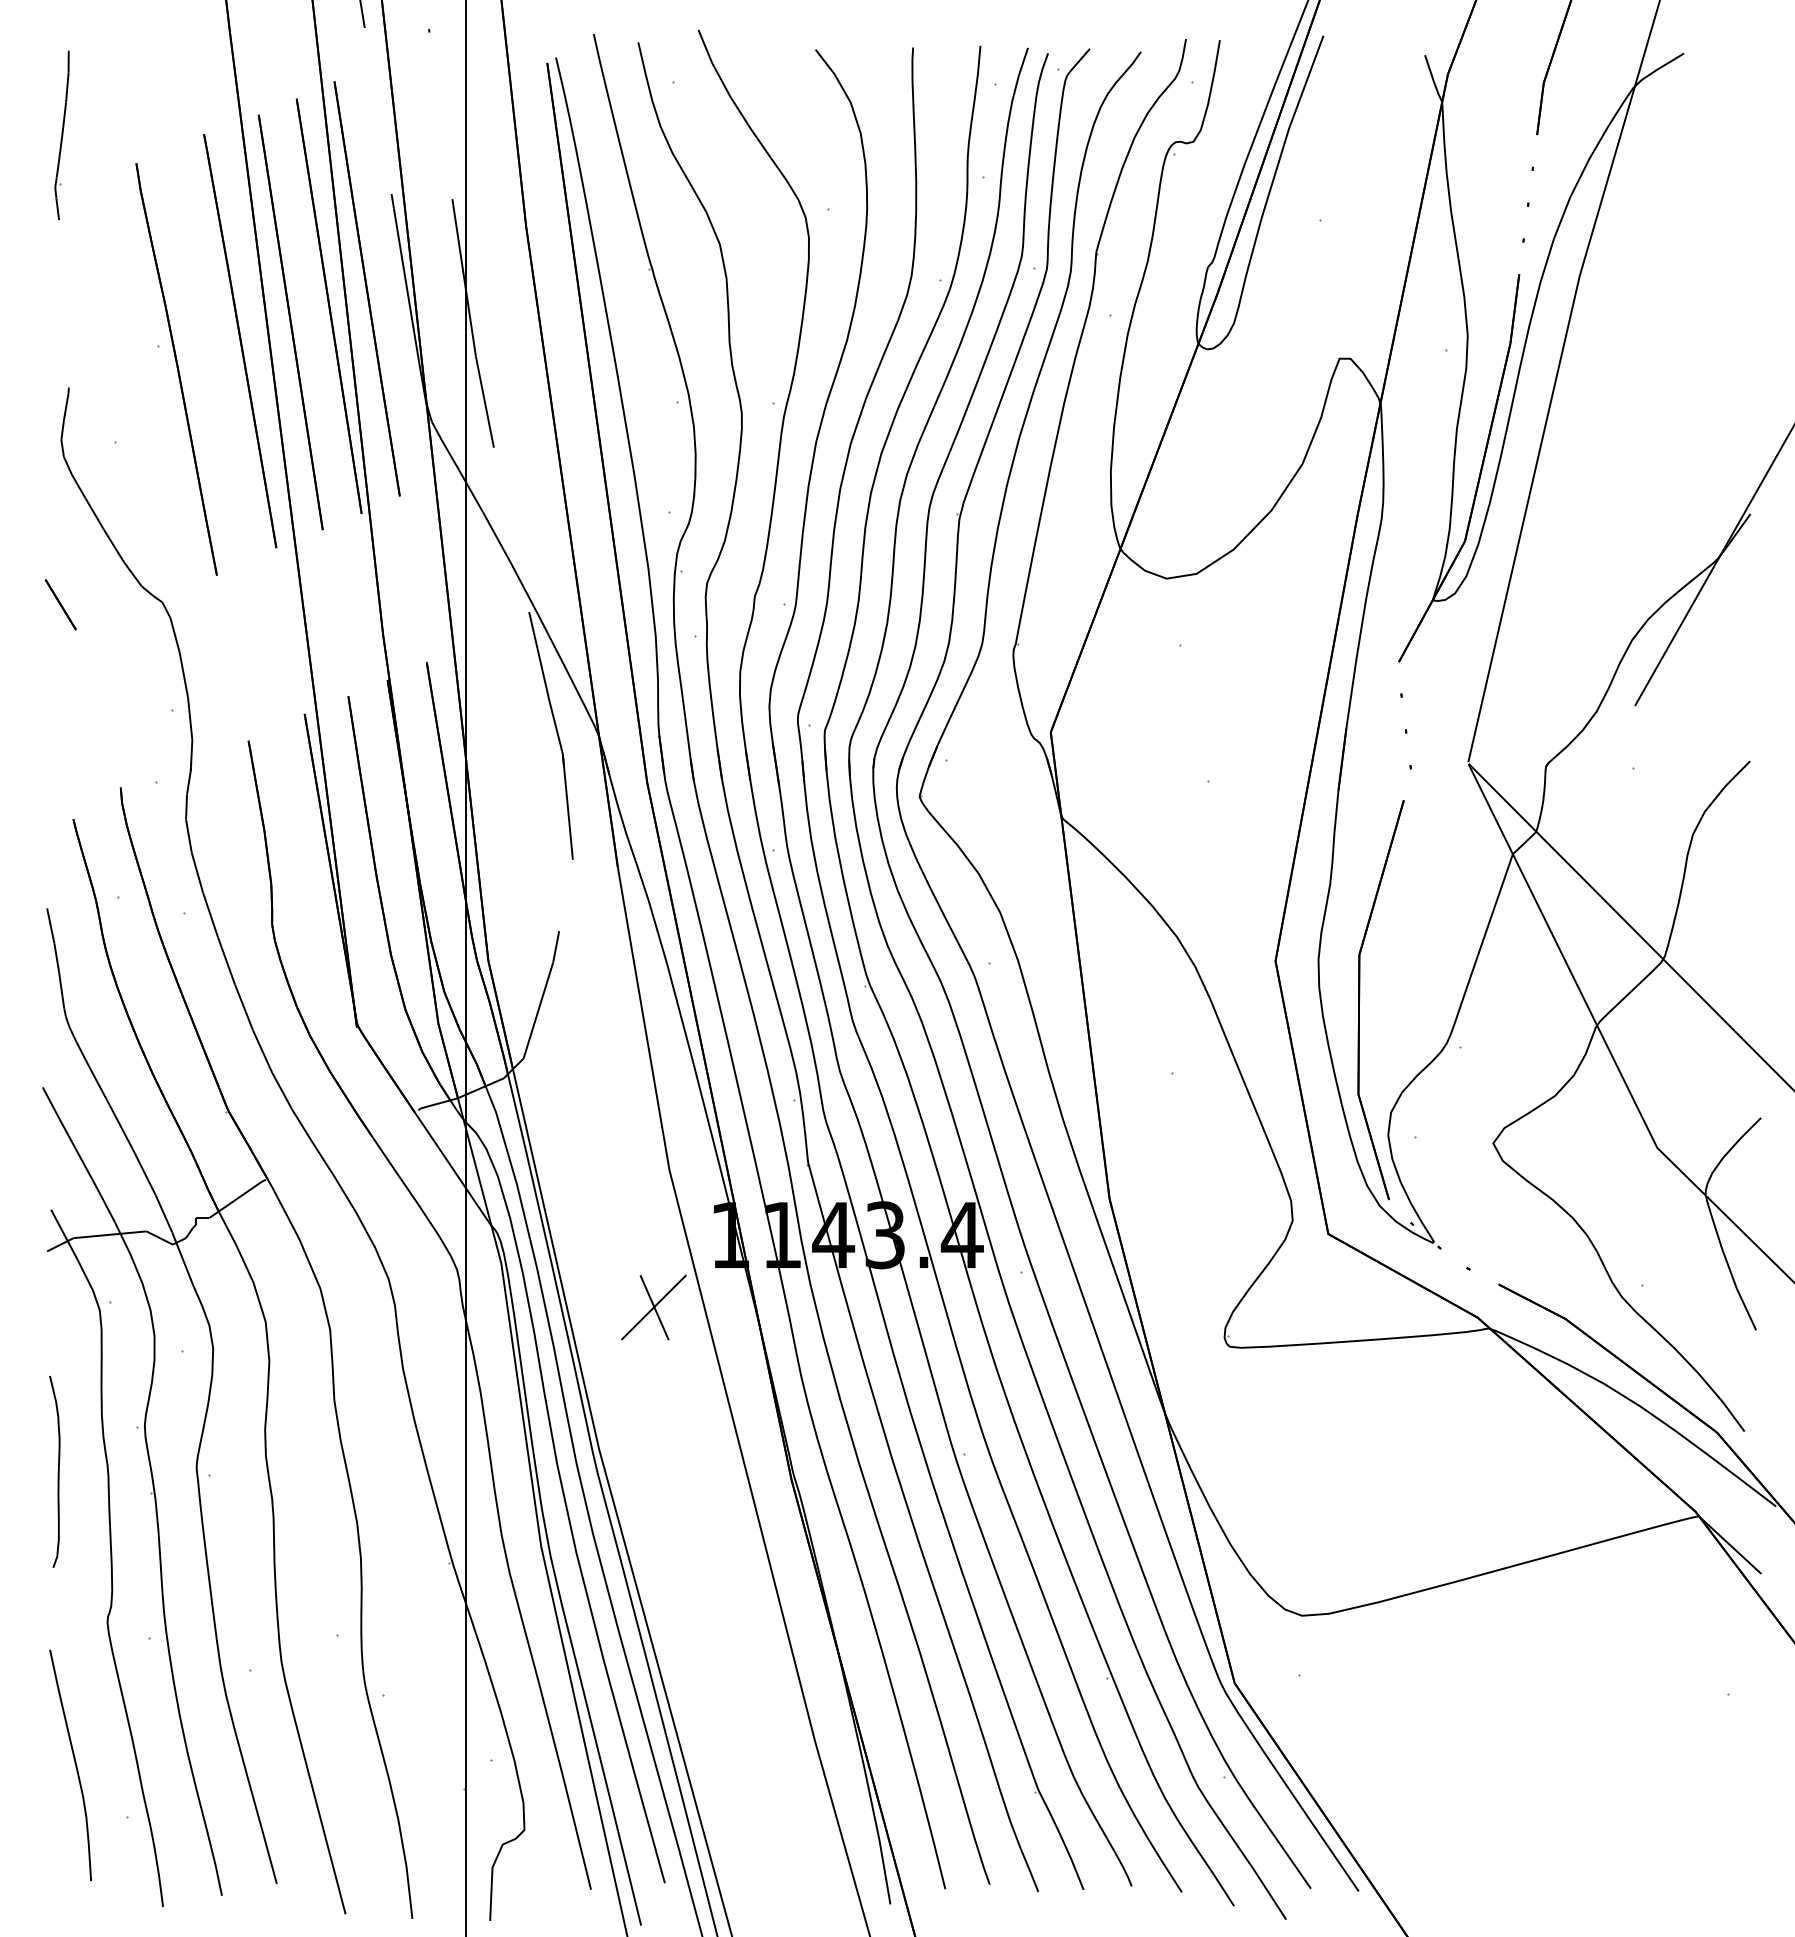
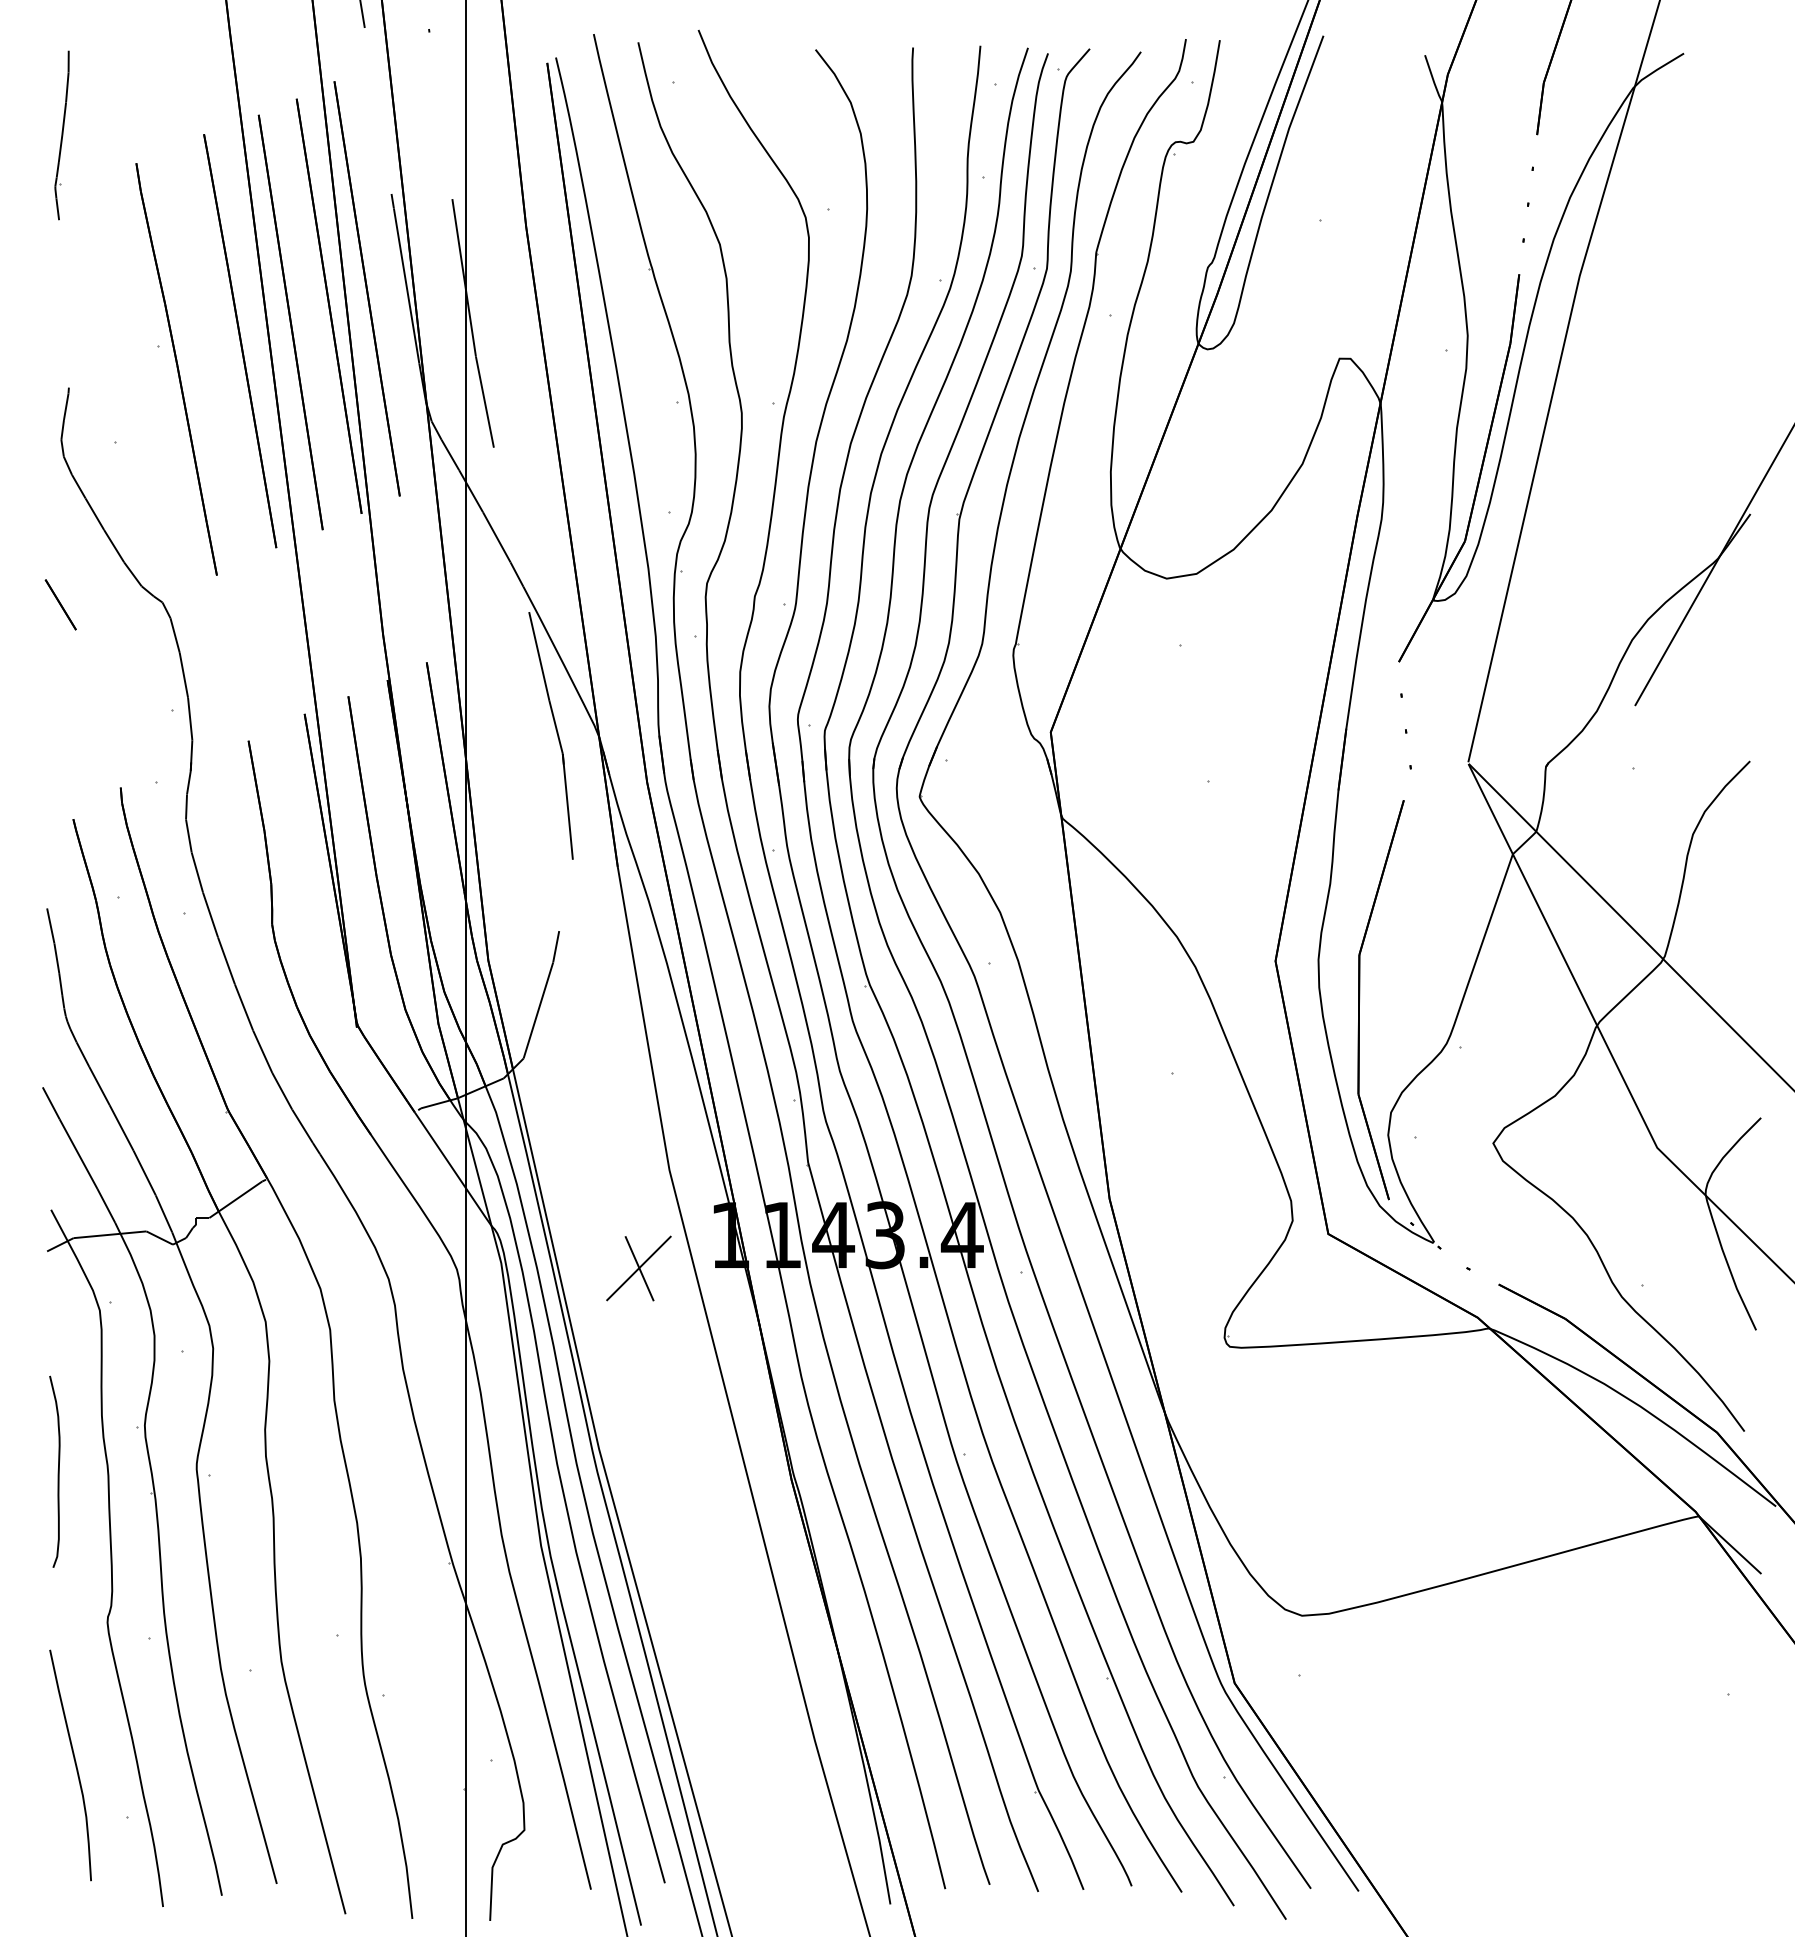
part position: (653, 1307) -> (638, 1268) (638, 1268)
